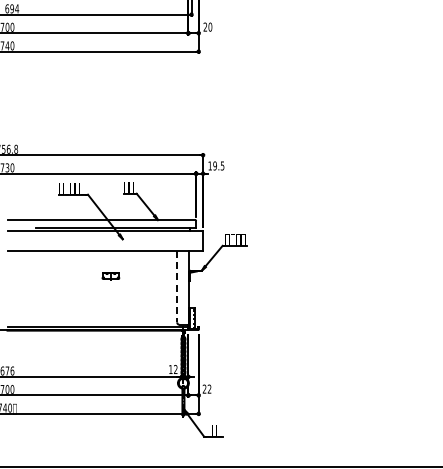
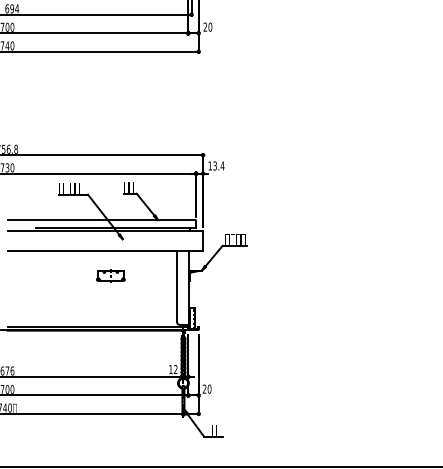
text: 19.5 -> 13.4 (218, 165)
part size: 20x9 px -> 30x14 px (110, 275)
line: dashed -> solid (177, 287)
text: 22 -> 20 (209, 388)
